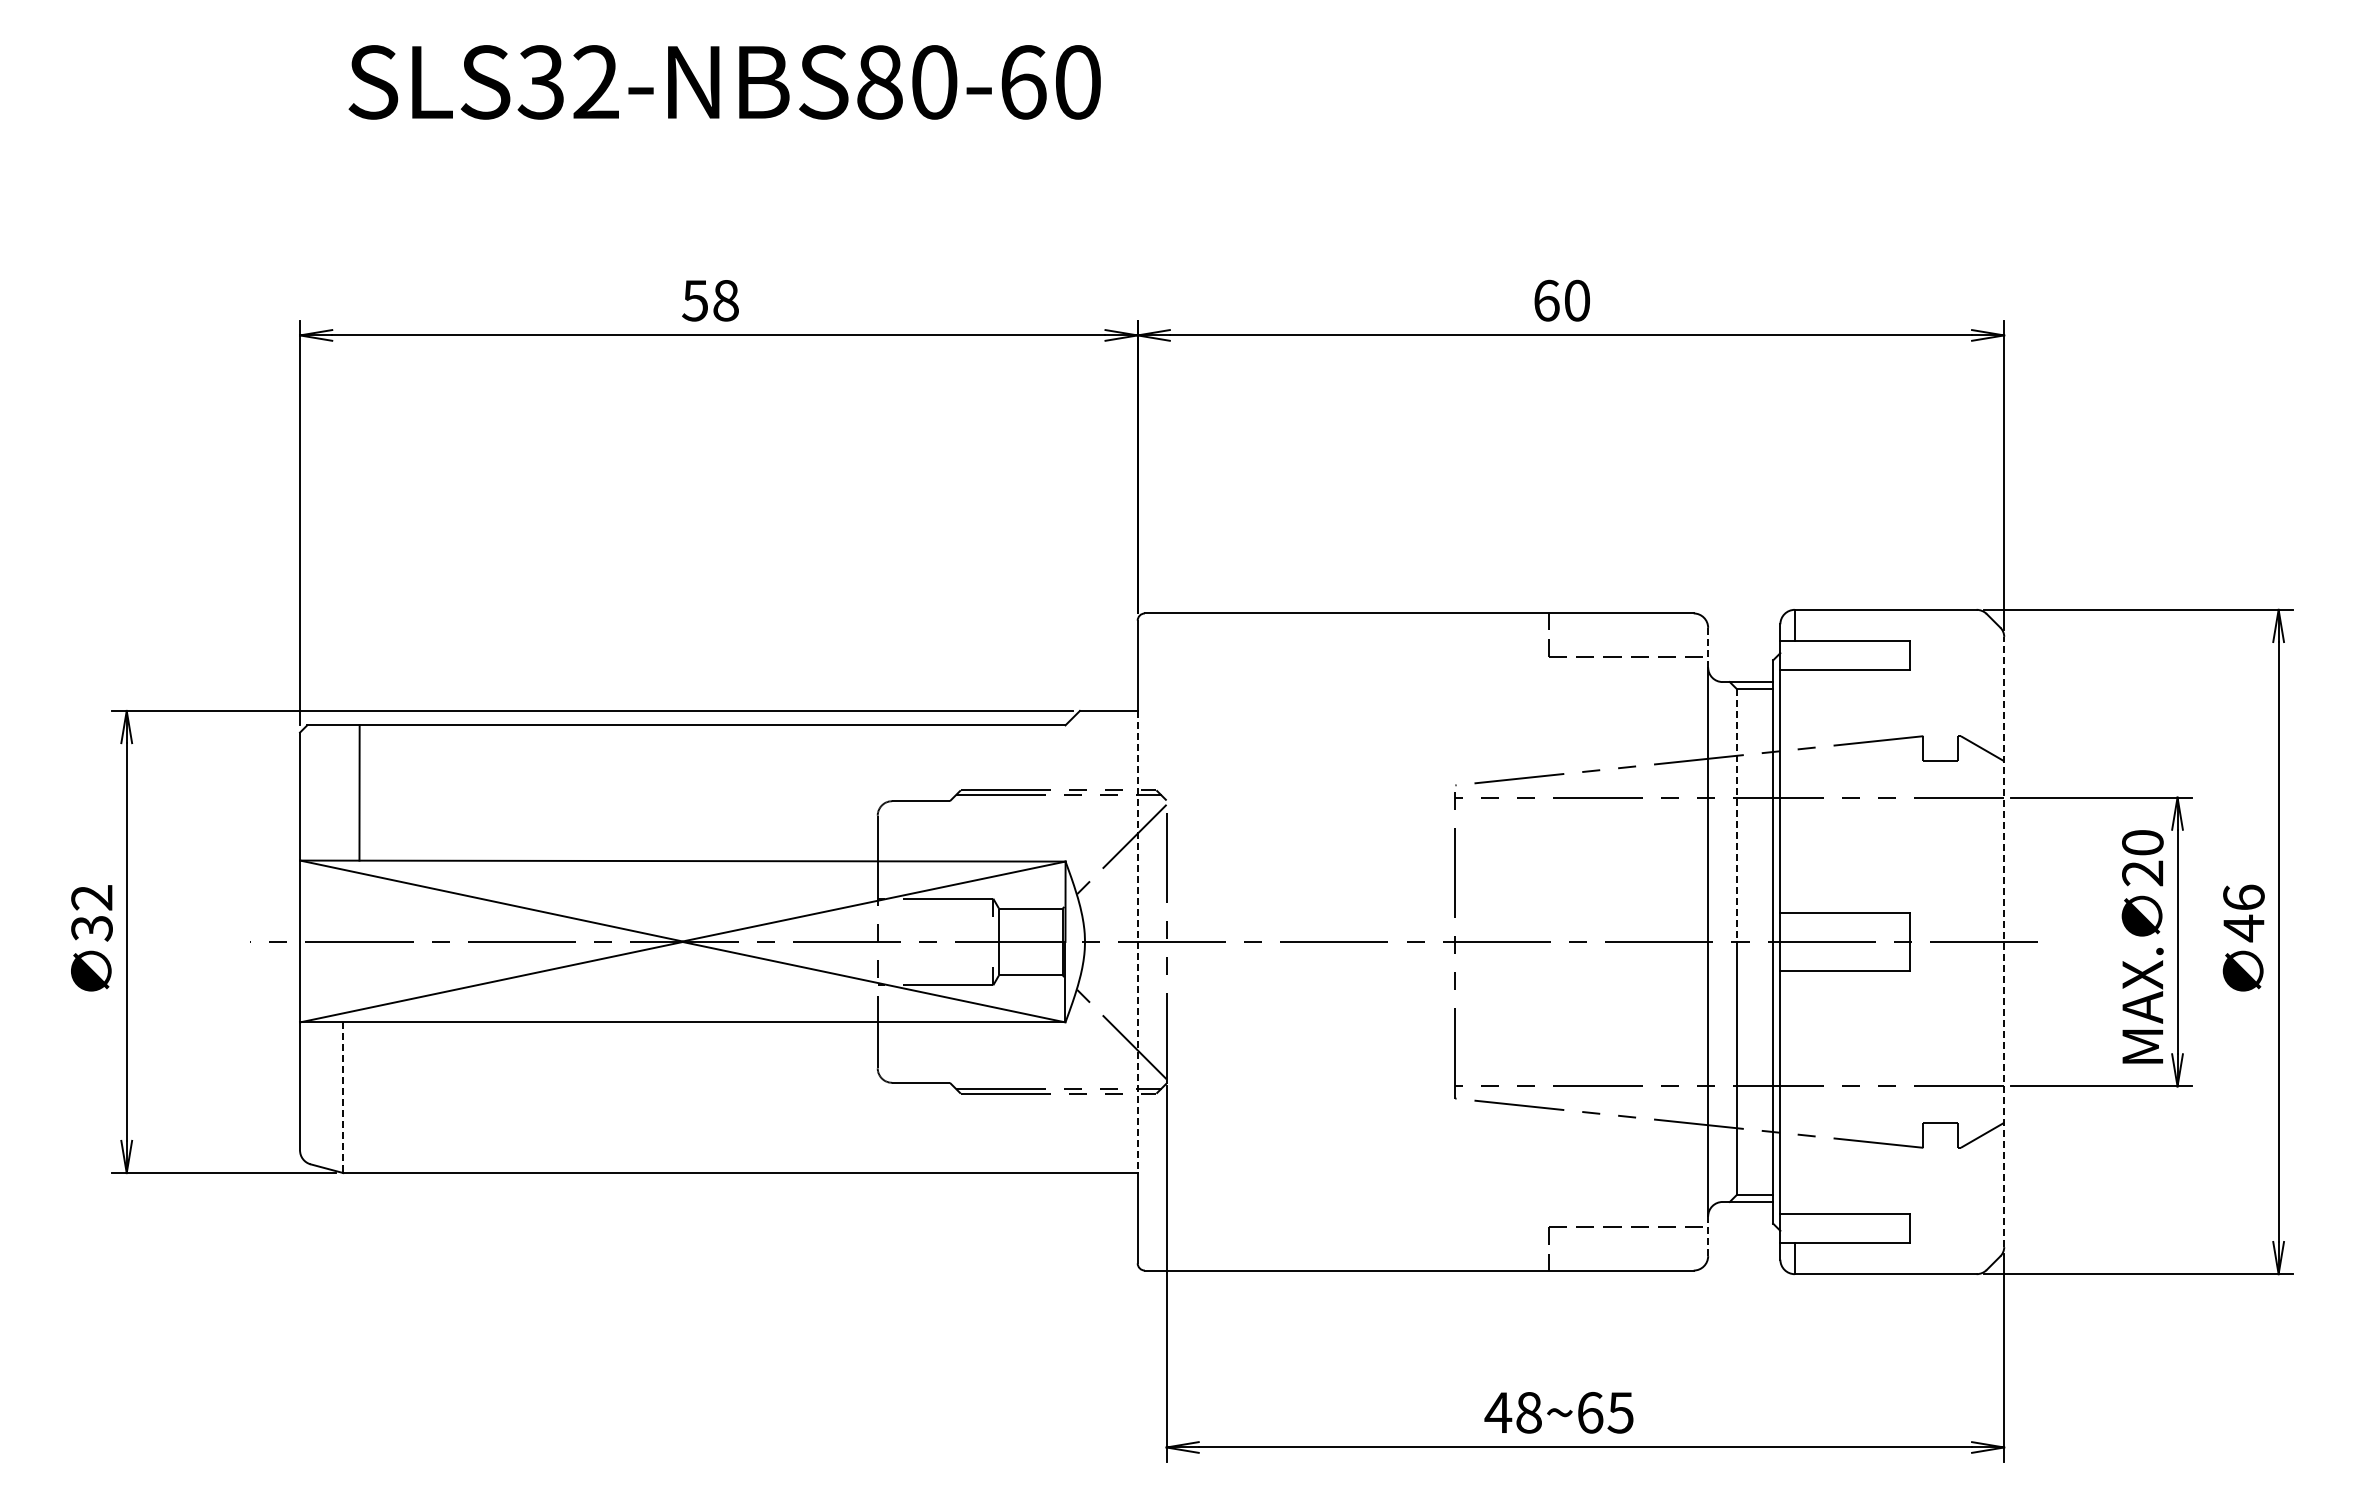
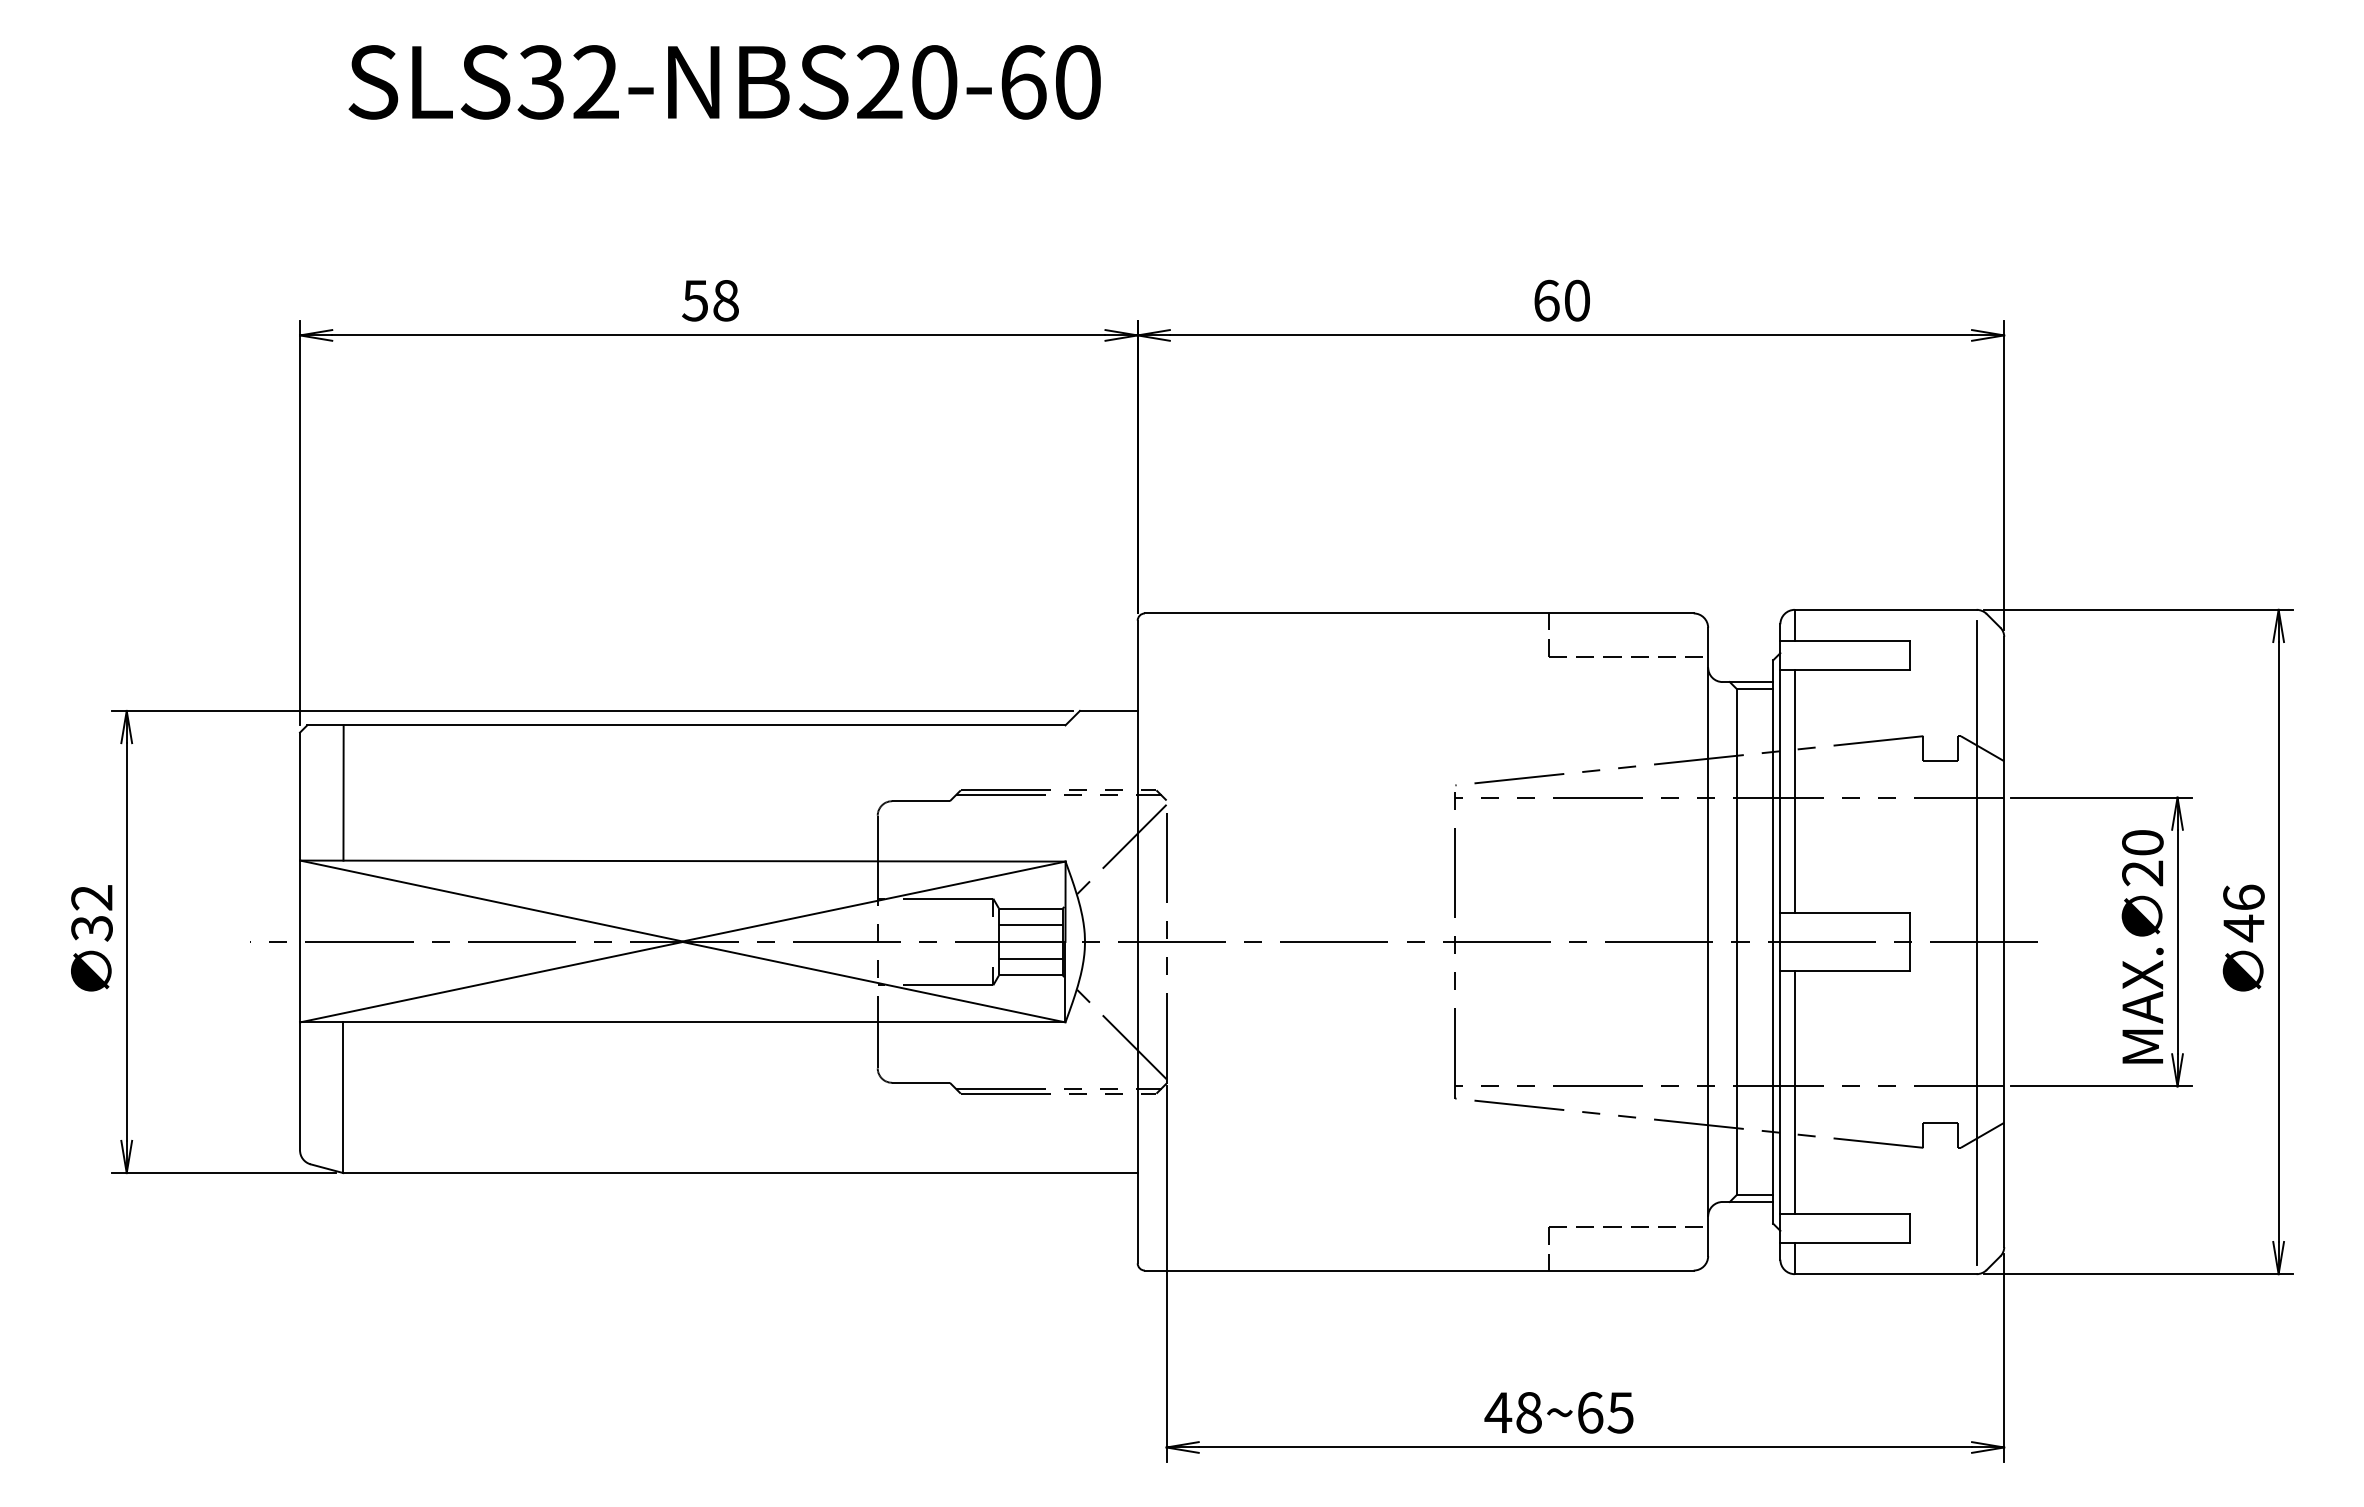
text: SLS32-NBS80-60 -> SLS32-NBS20-60 (879, 82)
line: dashed -> solid (1708, 647)
line: none -> present (1794, 791)
line position: (359, 792) -> (343, 792) (343, 792)
line: dashed -> solid (1737, 816)
line: none -> present (1030, 925)
line: dashed -> solid (2004, 941)
line: dashed -> solid (1137, 942)
line: none -> present (1976, 942)
line: none -> present (1030, 958)
line: none -> present (1794, 1092)
line: dashed -> solid (343, 1098)
line: dashed -> solid (1708, 1236)
